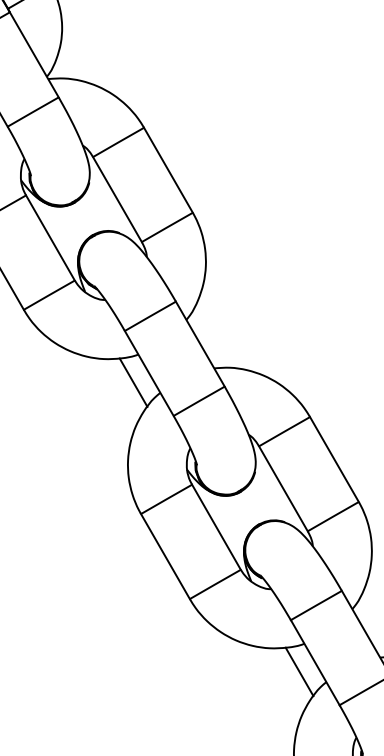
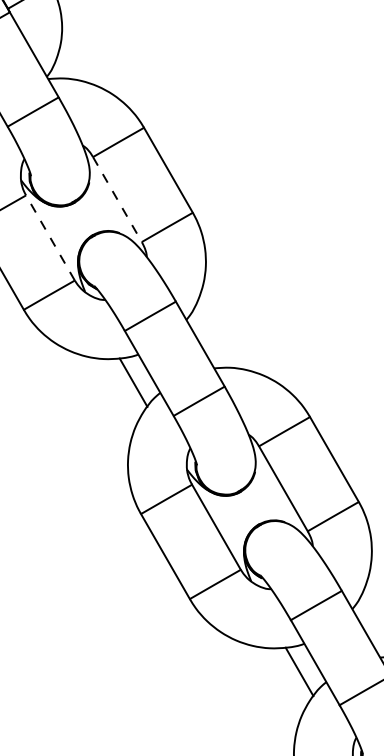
line: solid -> dashed (117, 200)
line: solid -> dashed (50, 237)
